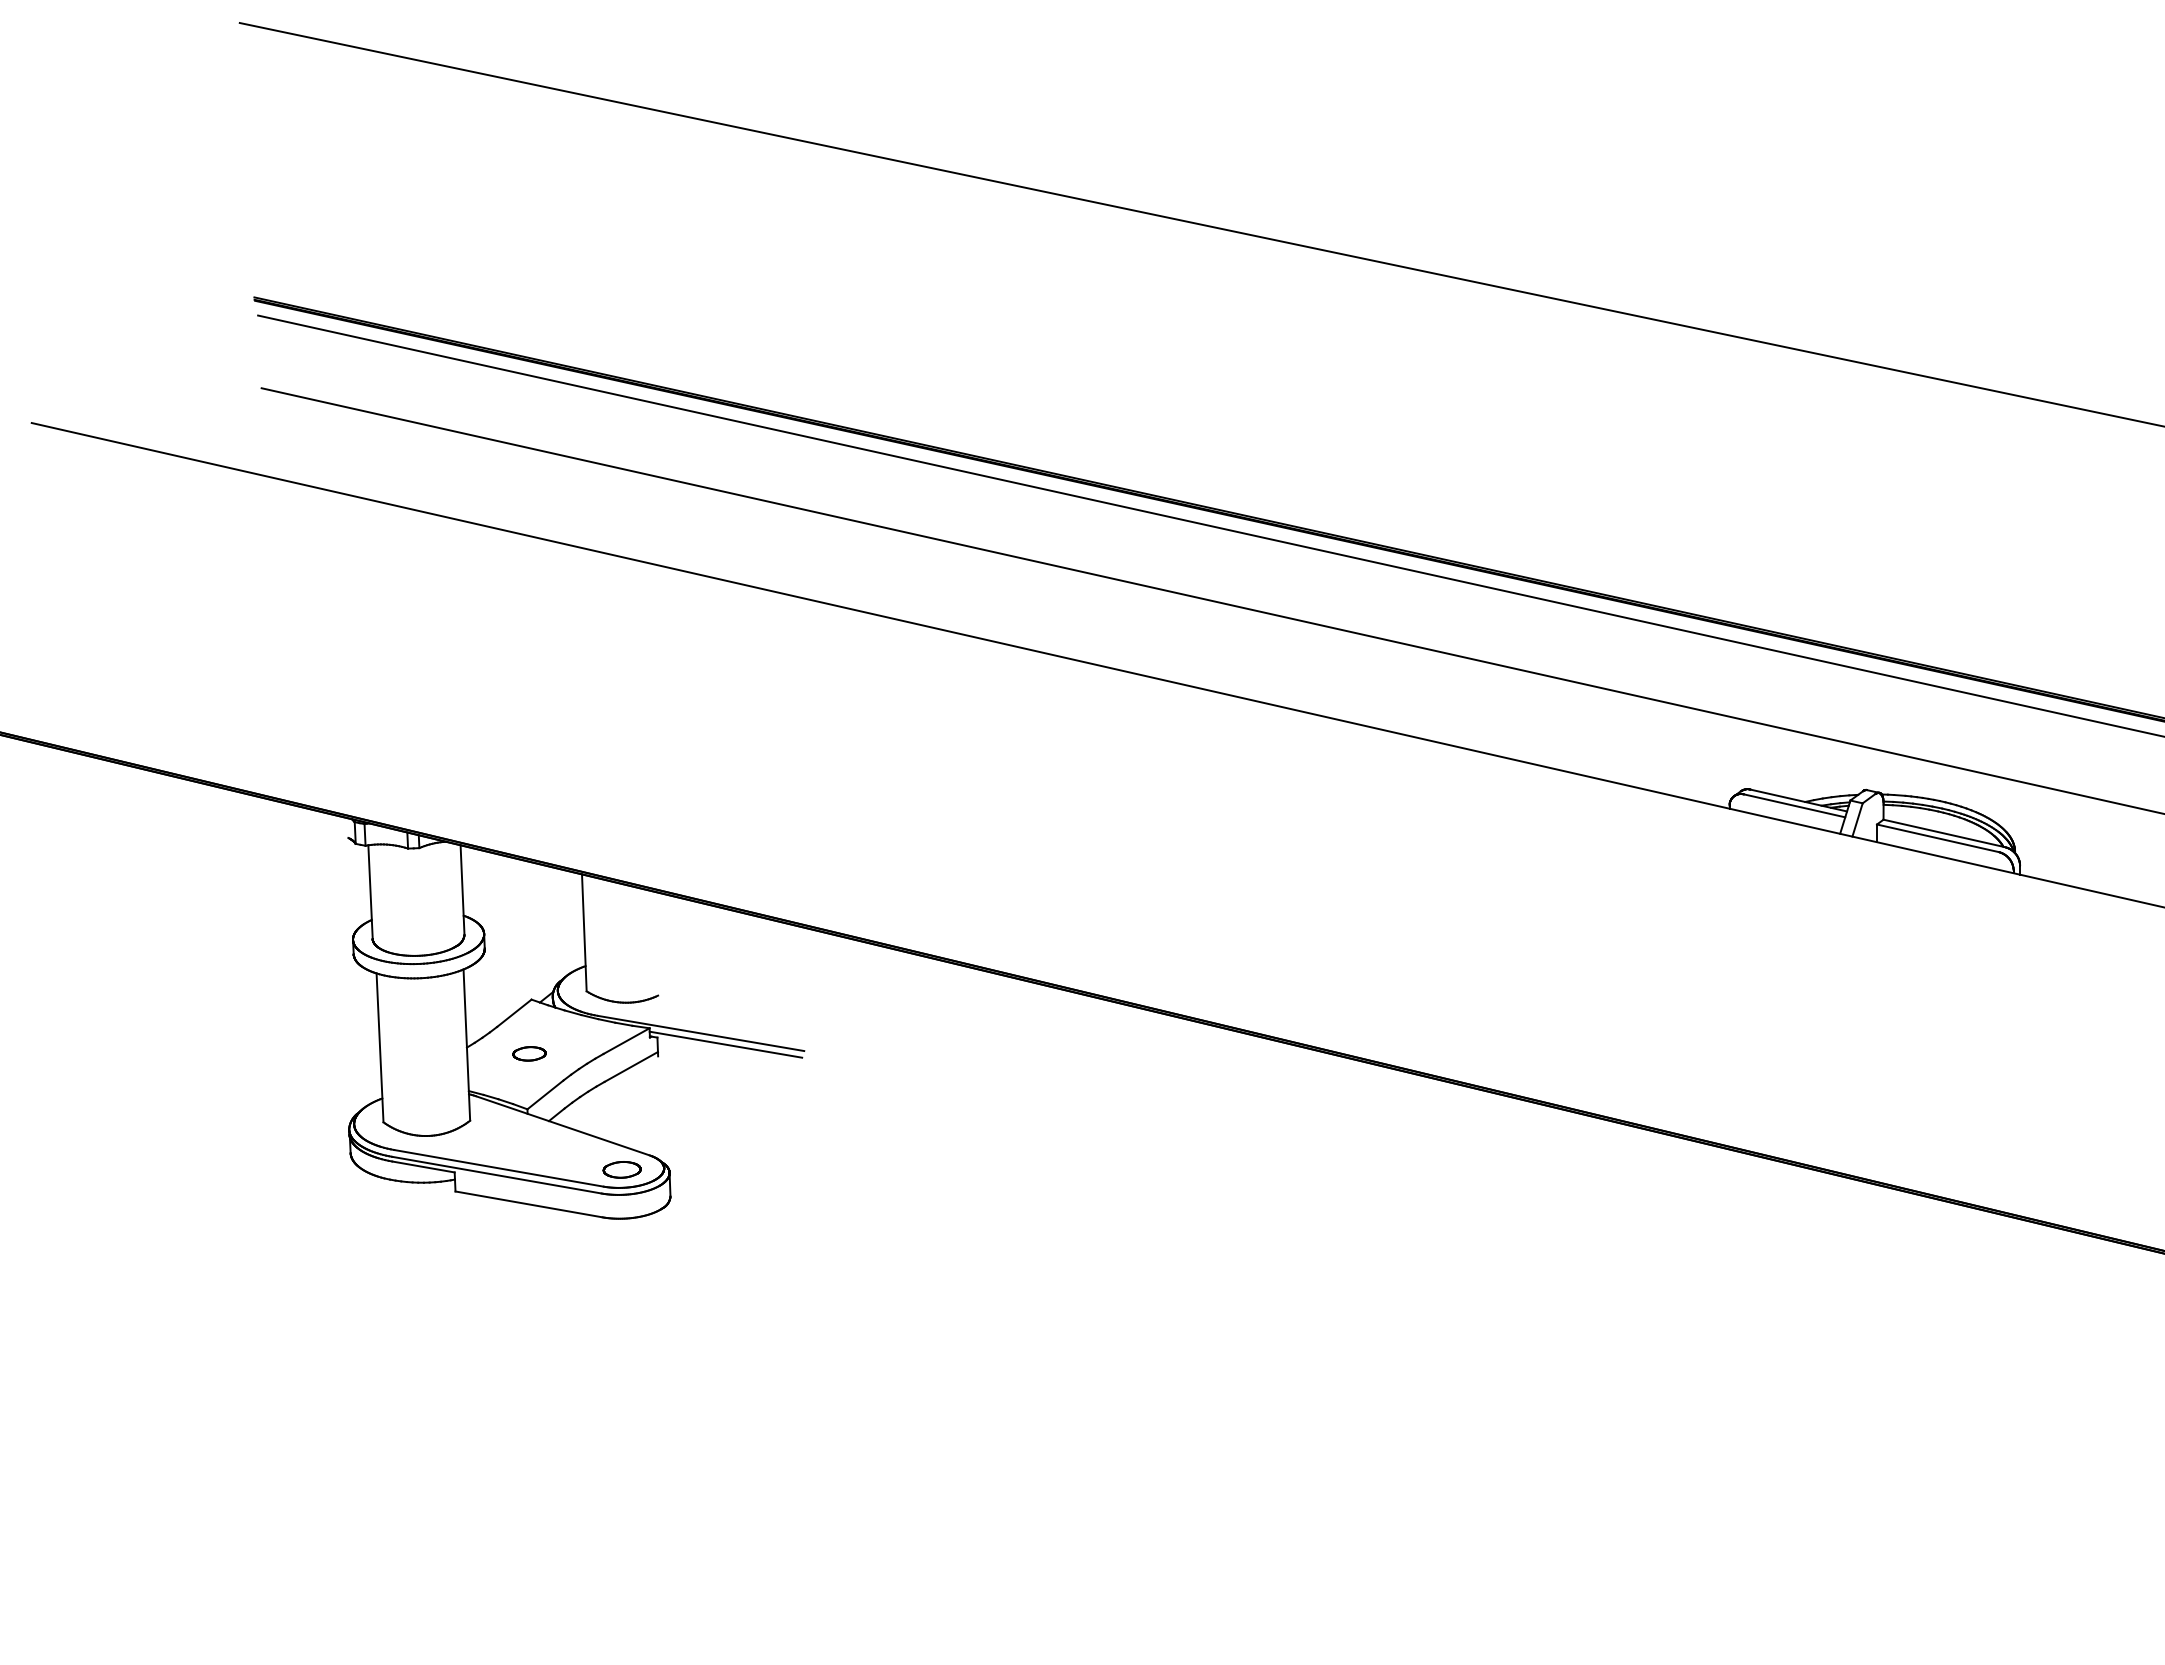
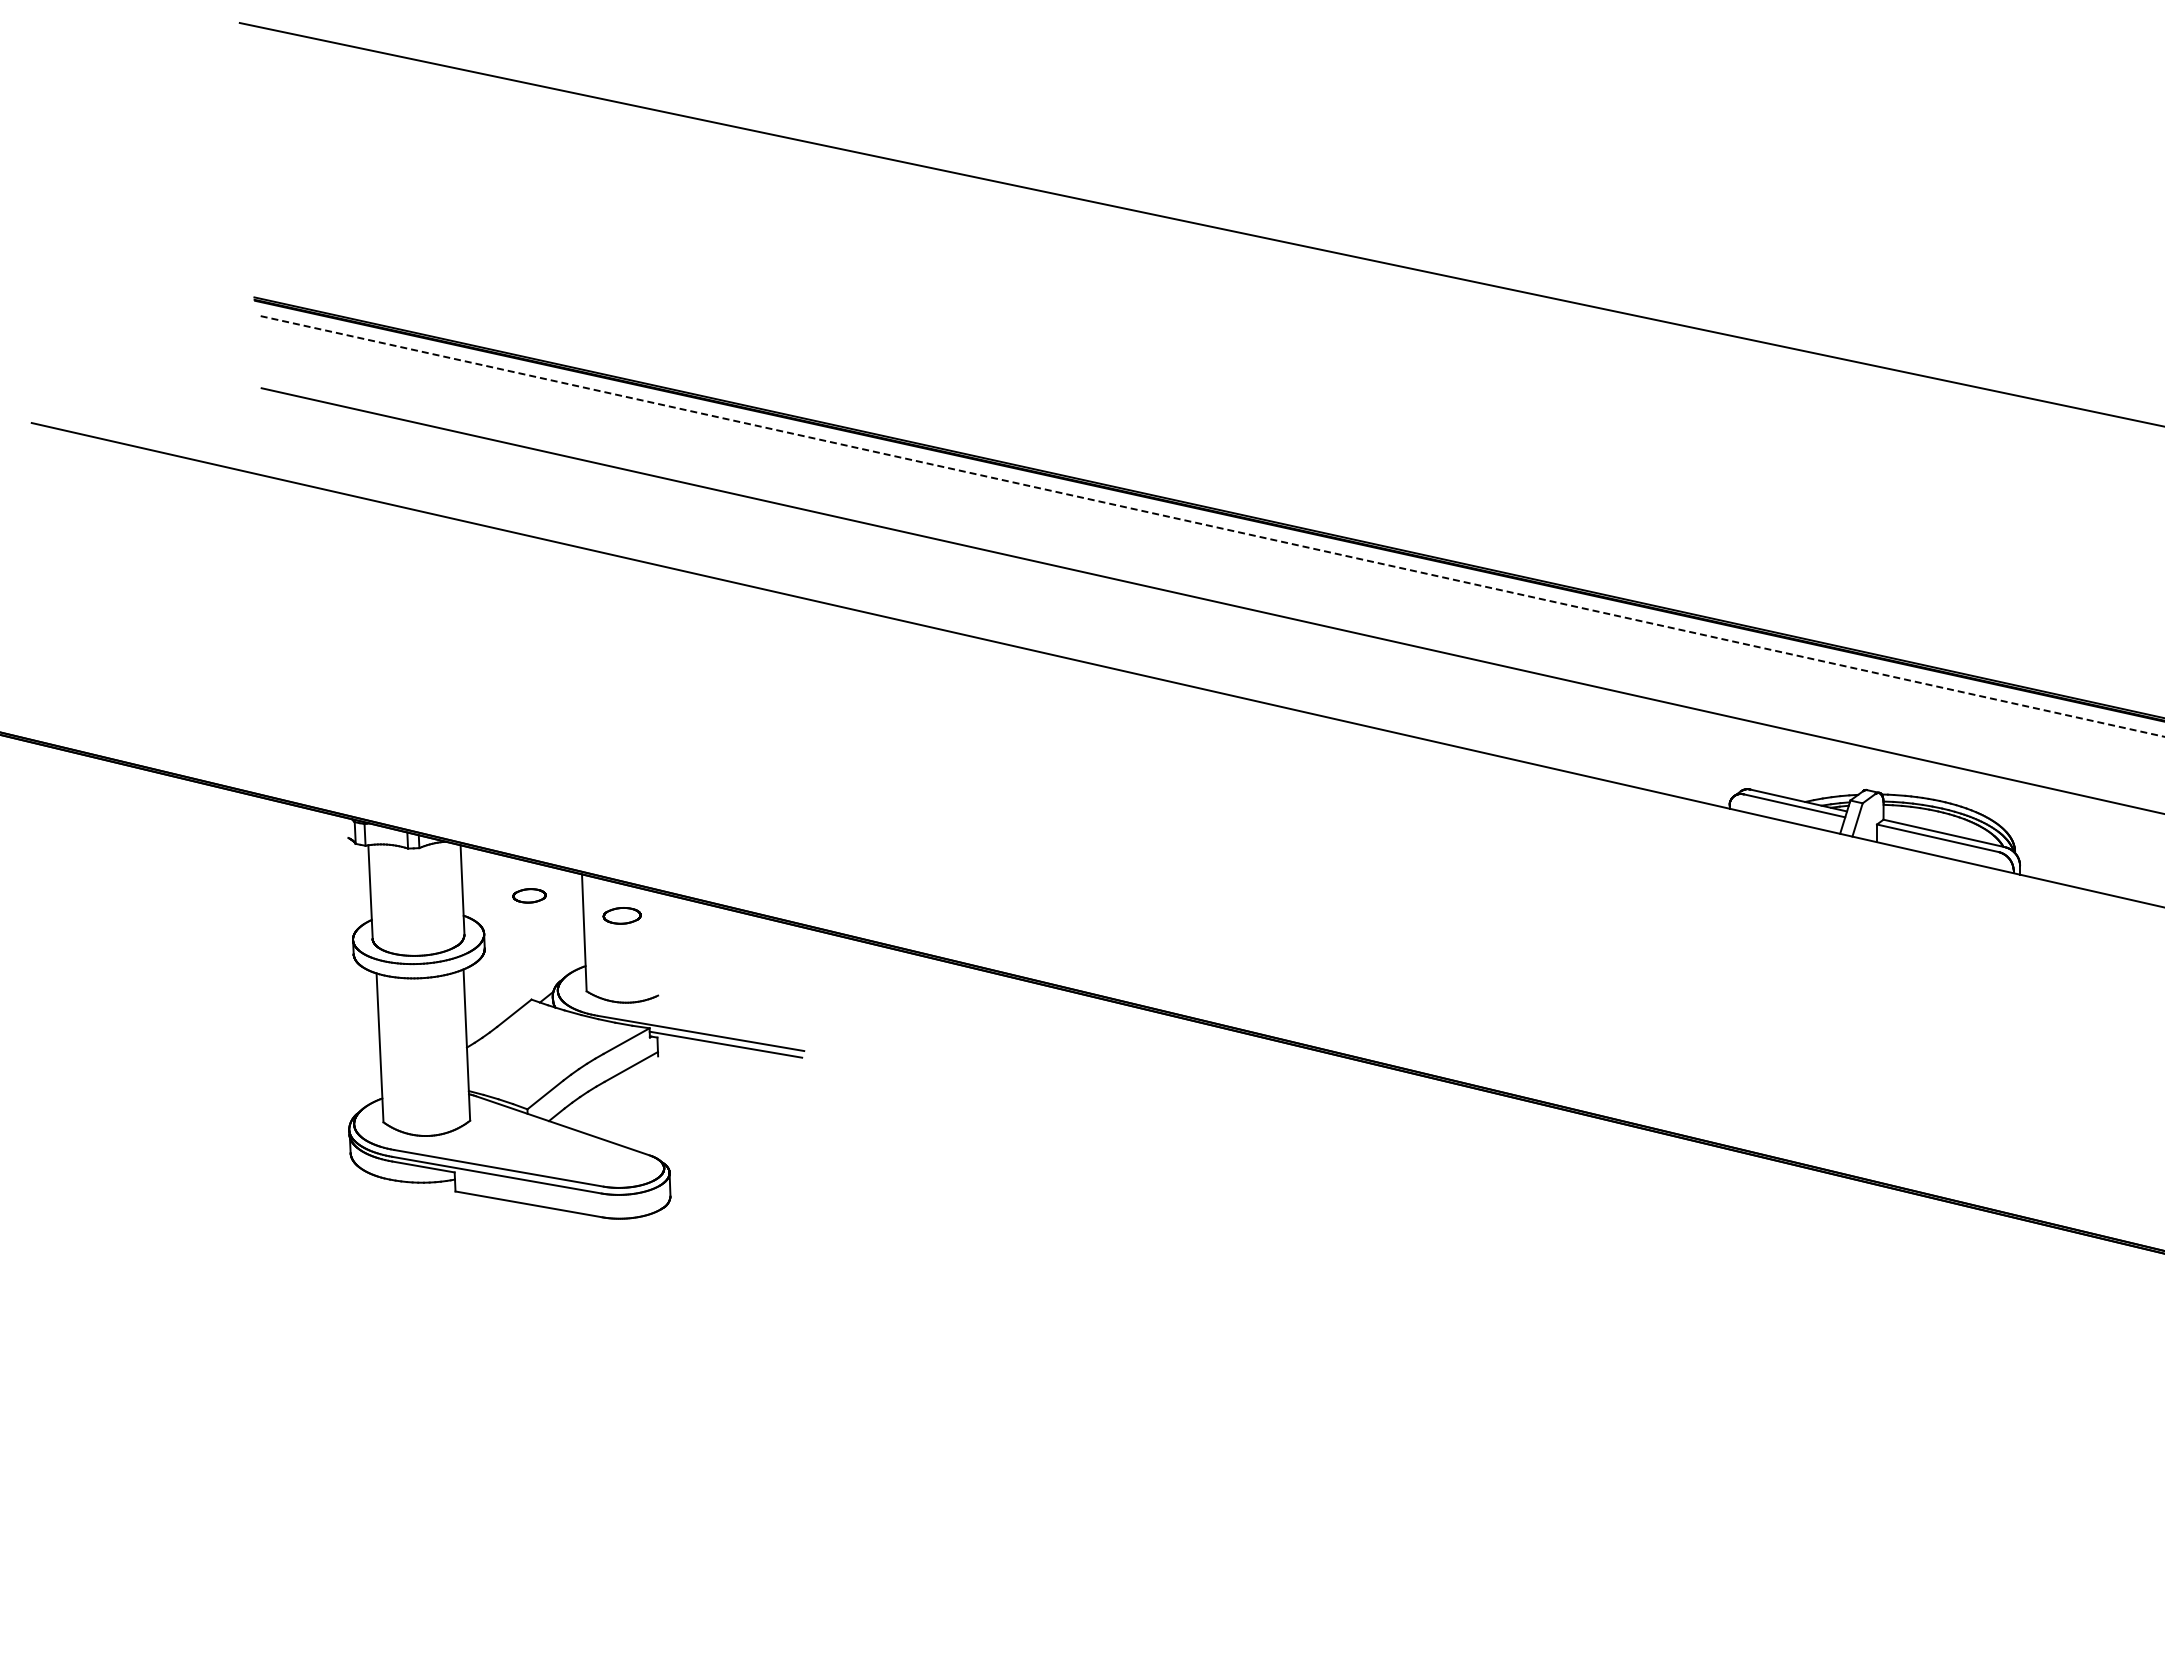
line: solid -> dashed (1211, 526)
part position: (529, 1053) -> (529, 895) (529, 895)
part position: (621, 1169) -> (621, 915) (621, 915)
